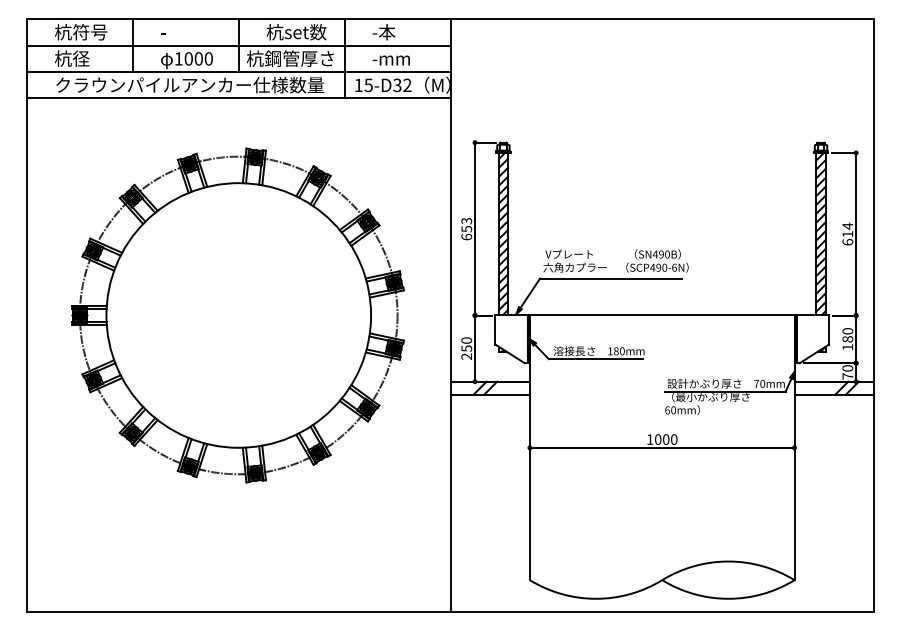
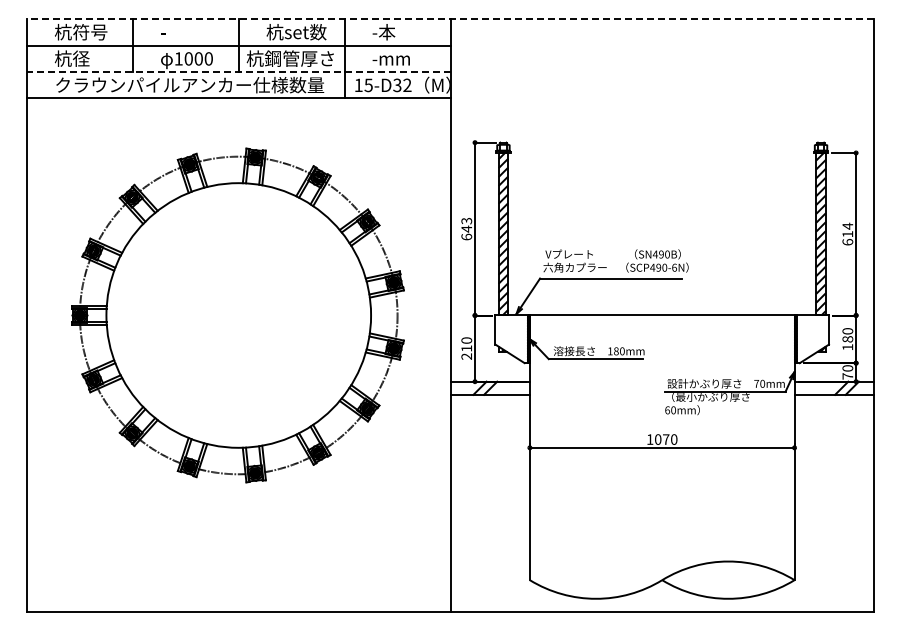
line: solid -> dashed (450, 19)
line: solid -> dashed (238, 72)
text: 653 -> 643 (466, 228)
text: 250 -> 210 (466, 348)
text: 1000 -> 1070 (666, 439)
